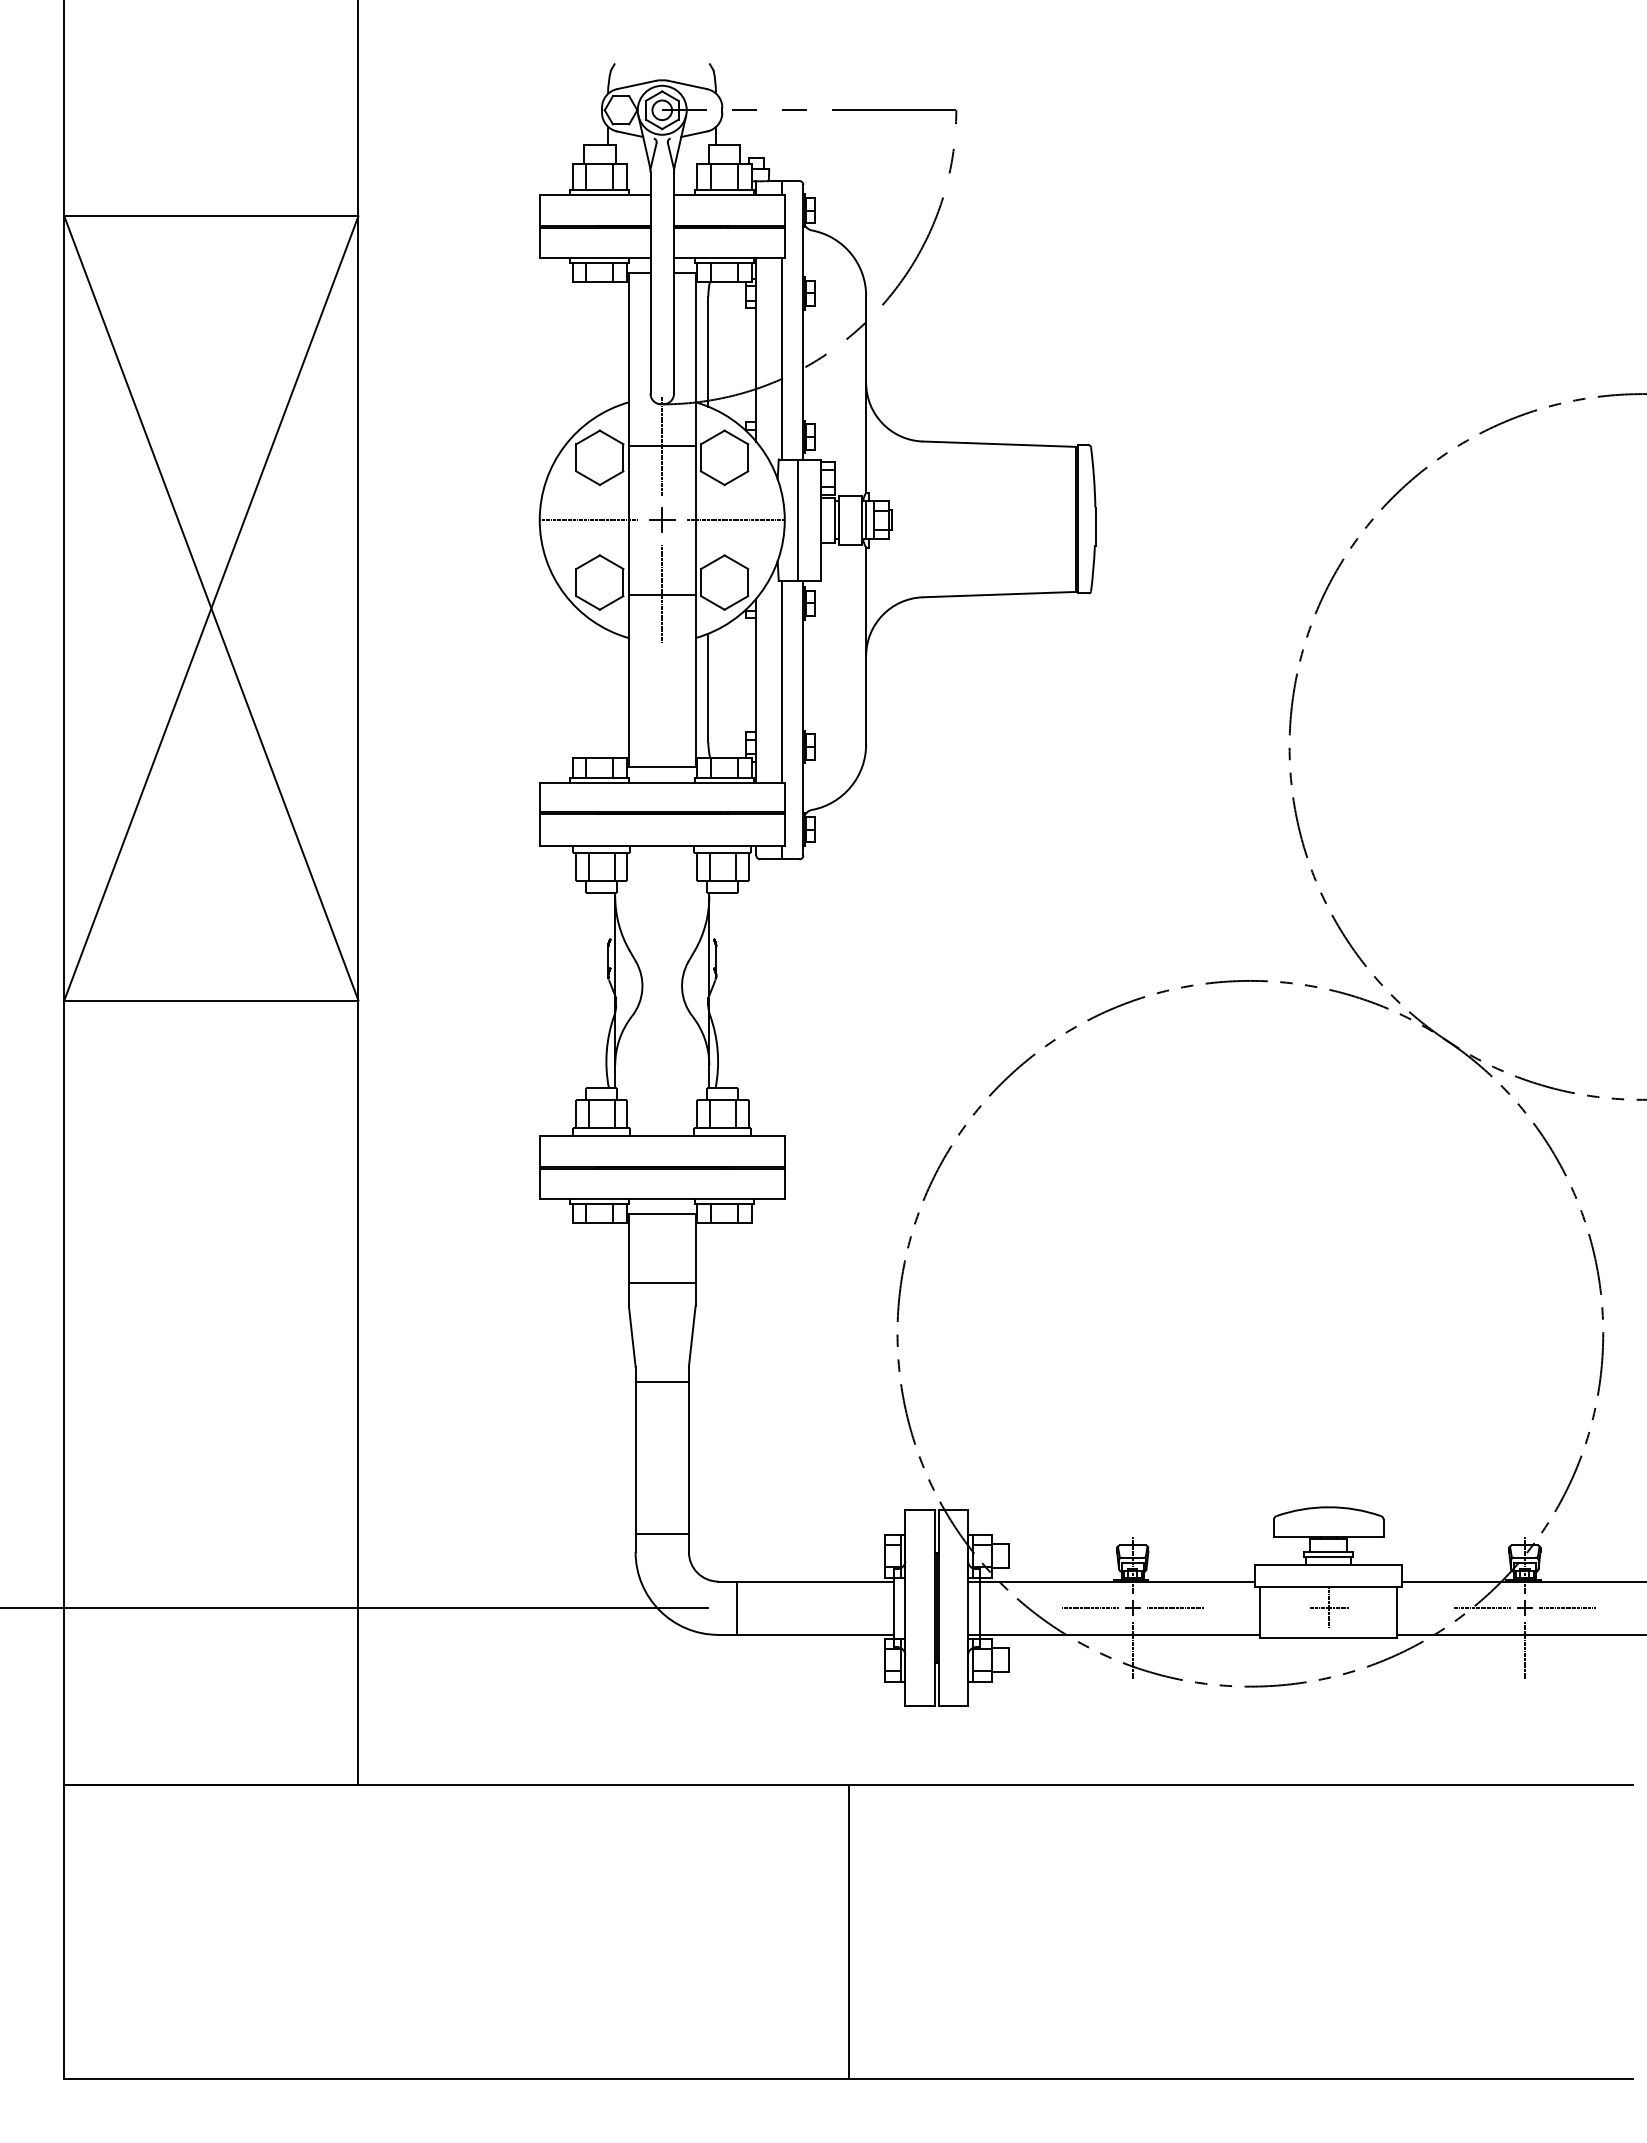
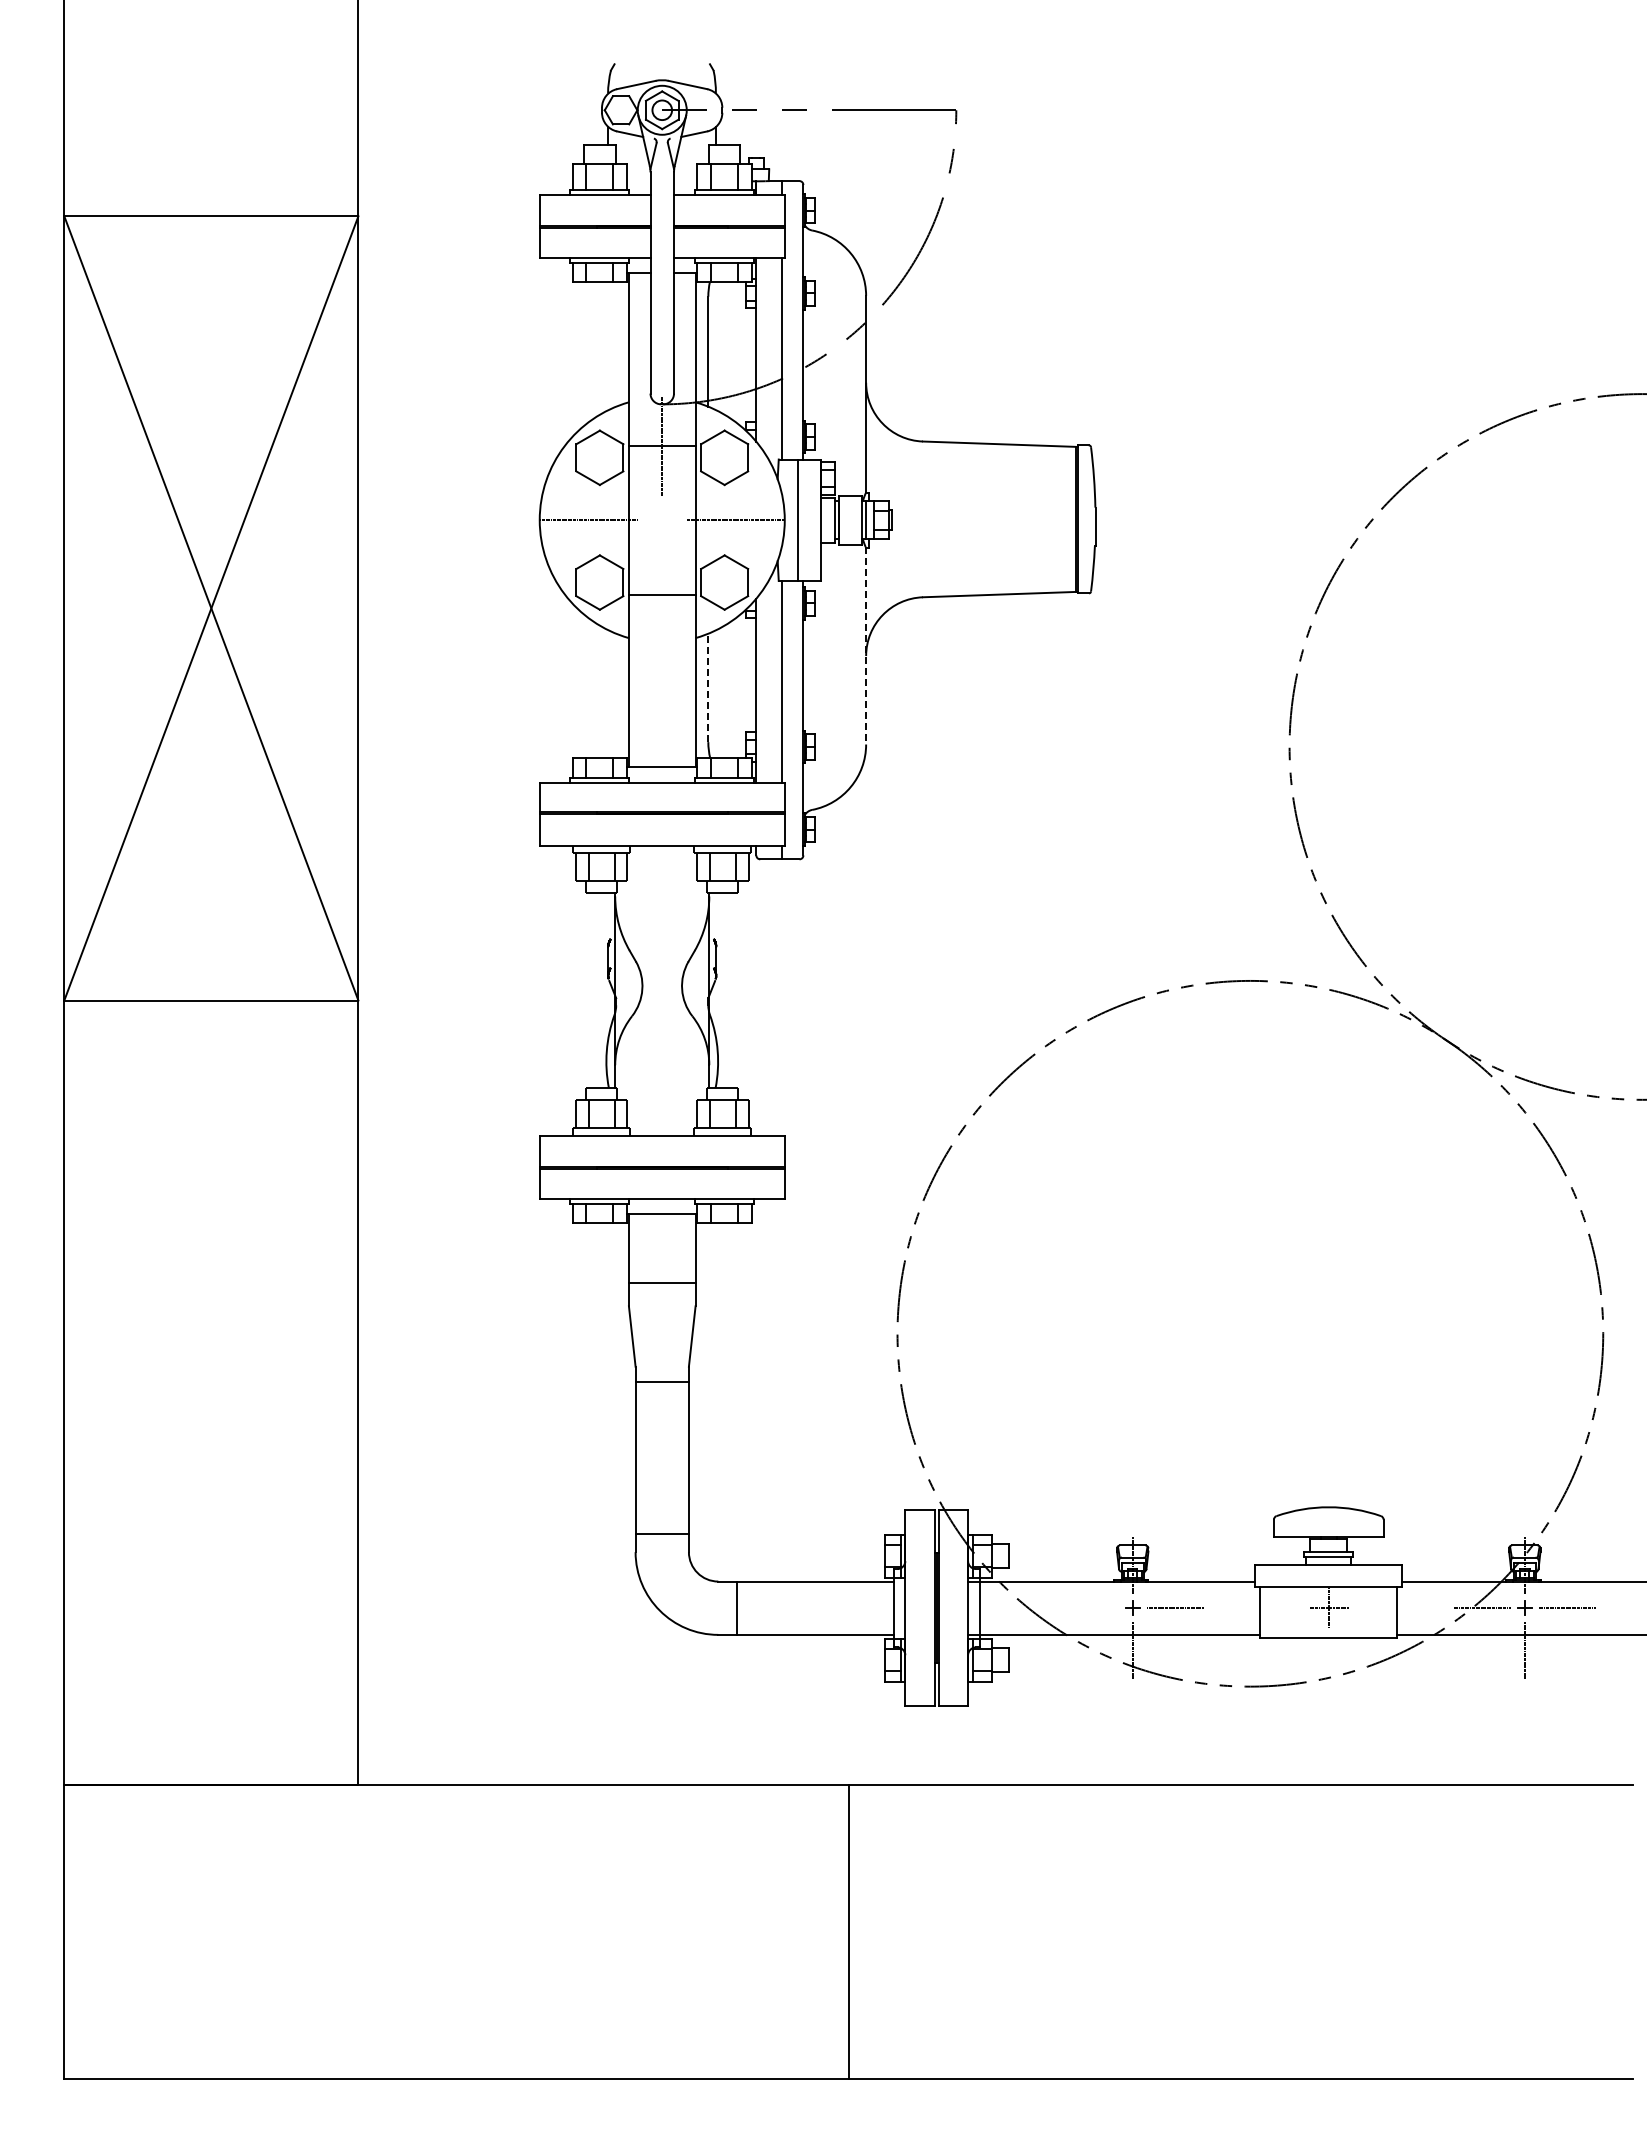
part: present -> none (662, 519)
line: present -> none (662, 593)
line: solid -> dashed (866, 645)
line: solid -> dashed (708, 687)
line: present -> none (354, 1608)
line: present -> none (1089, 1608)
